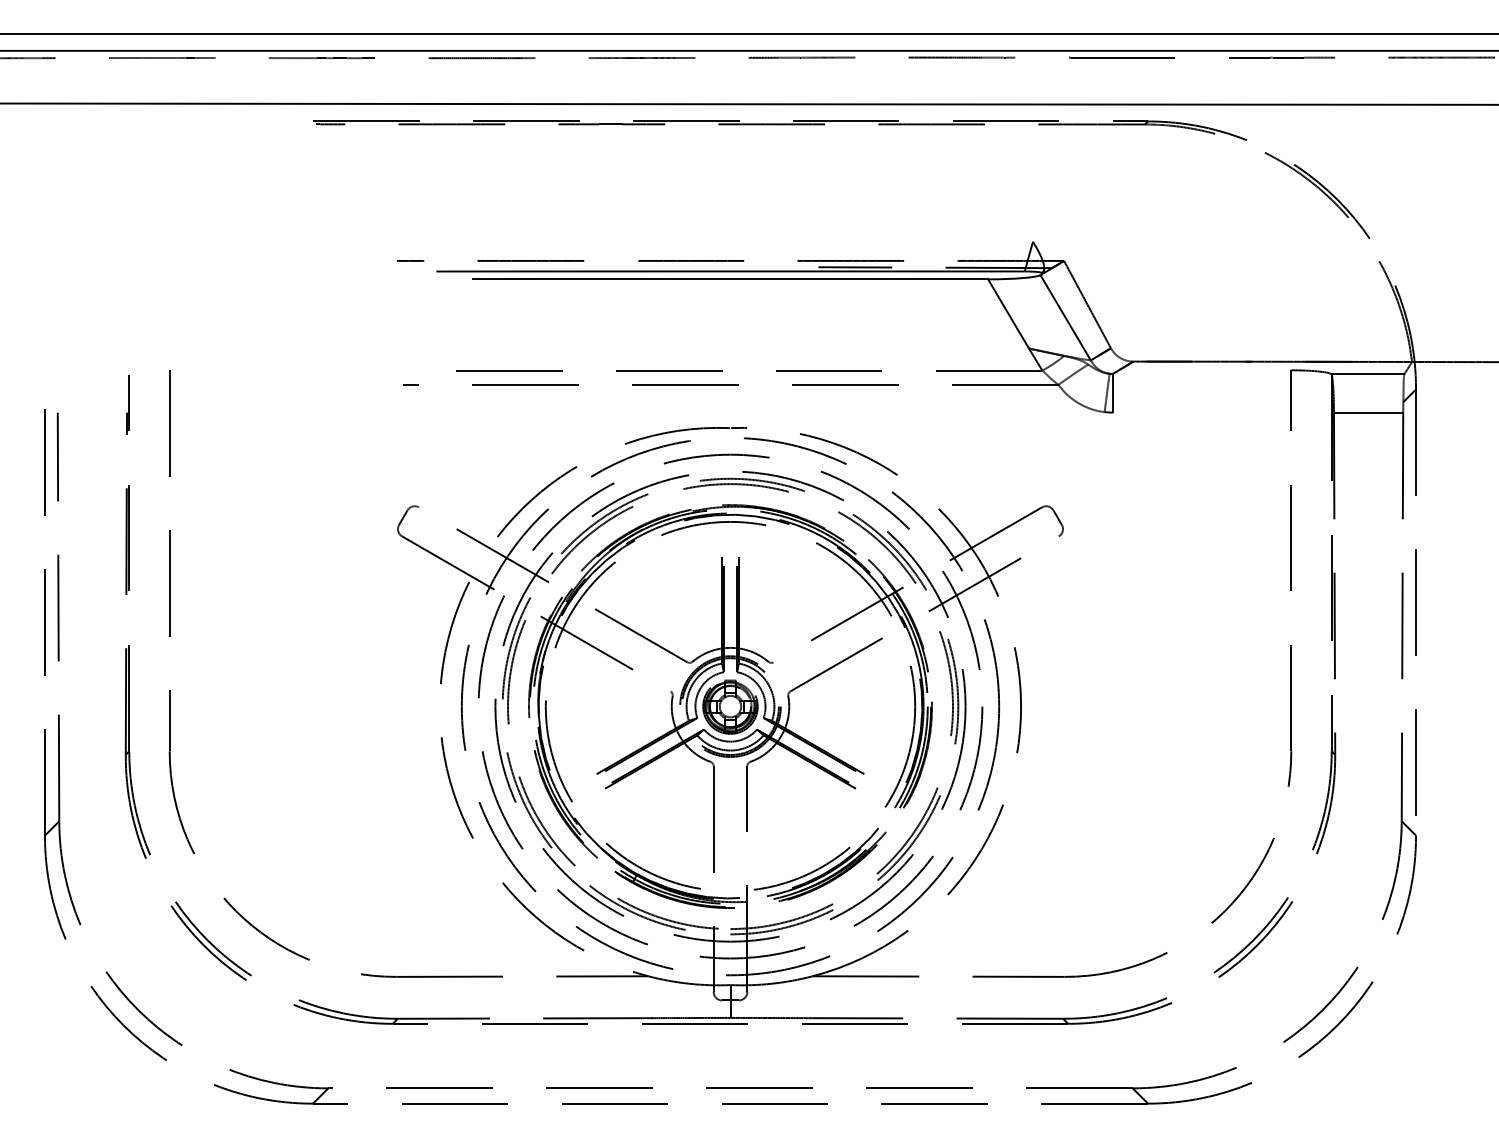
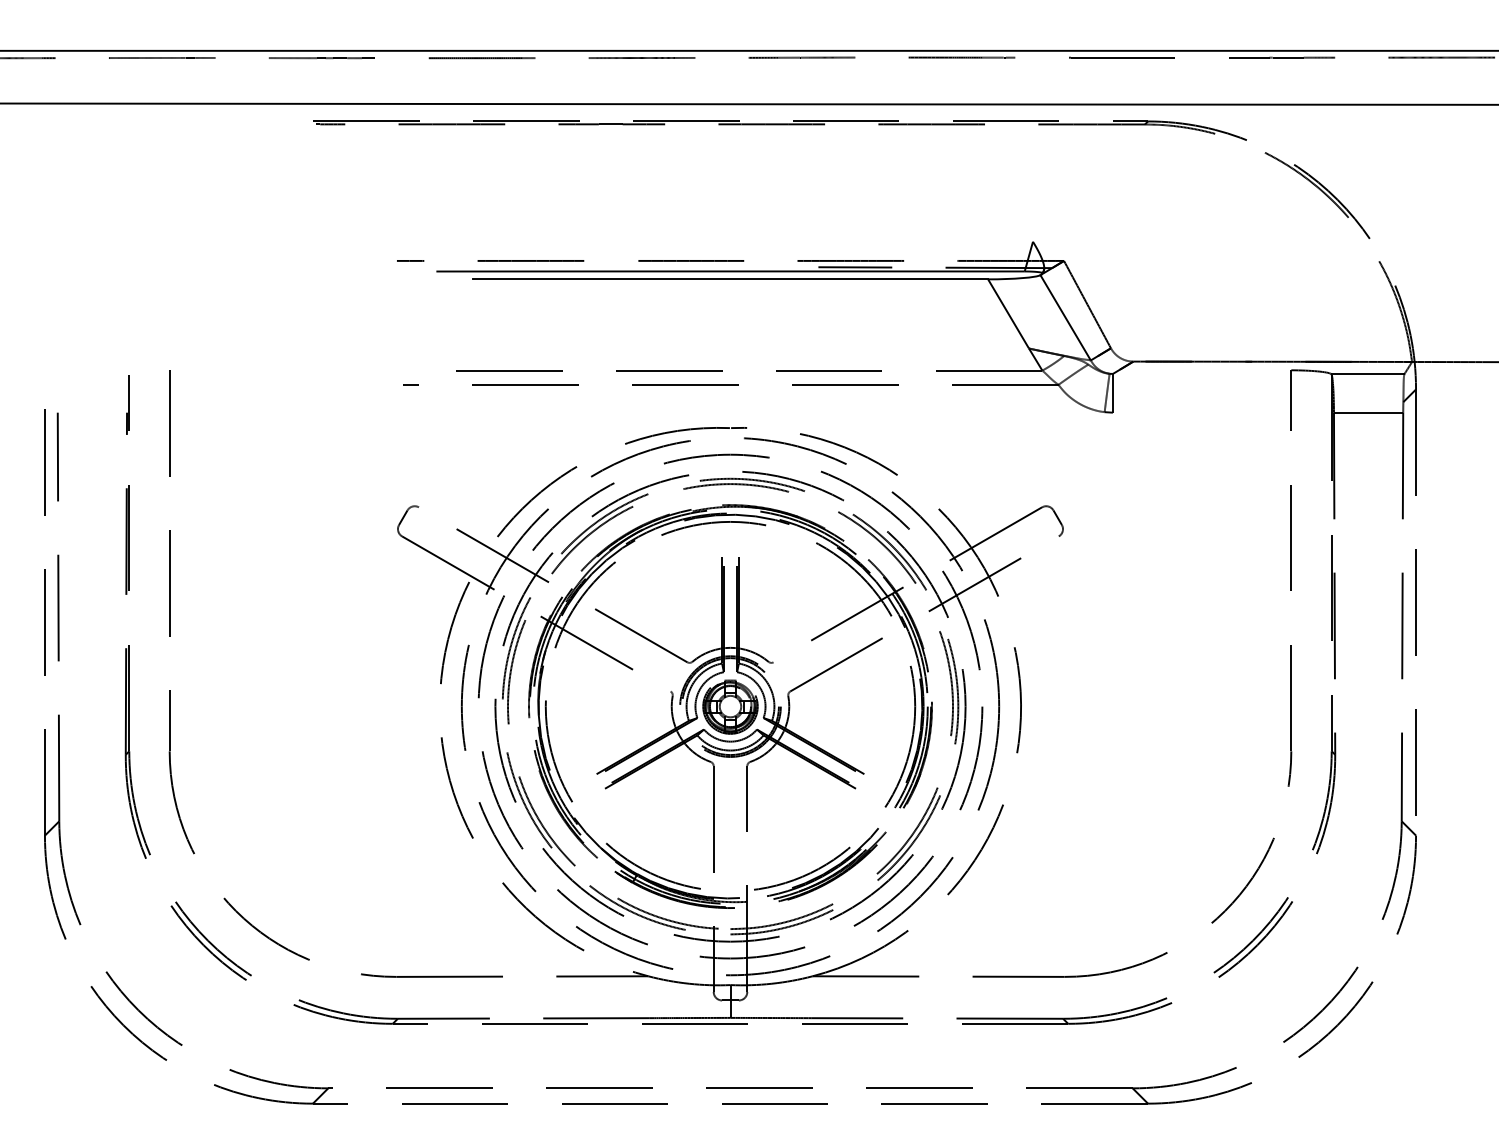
line: present -> none (748, 34)
